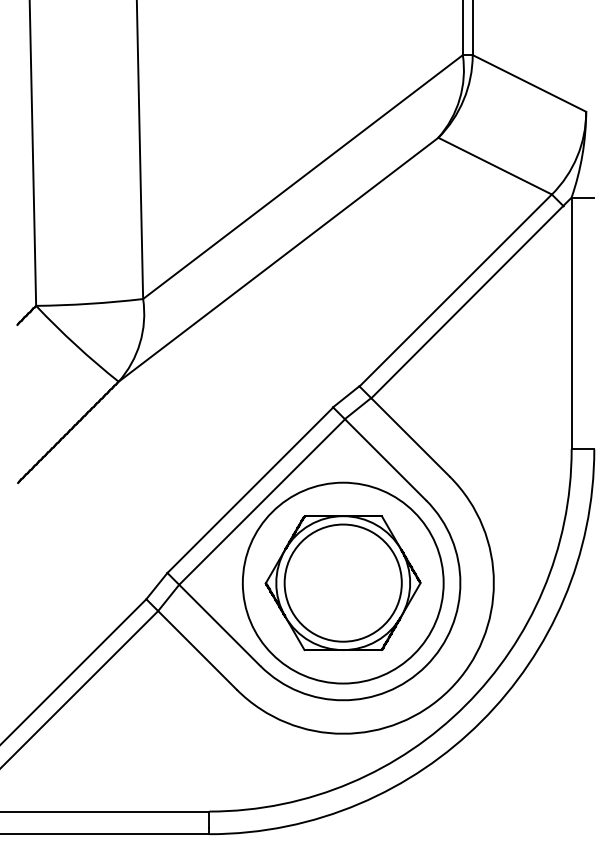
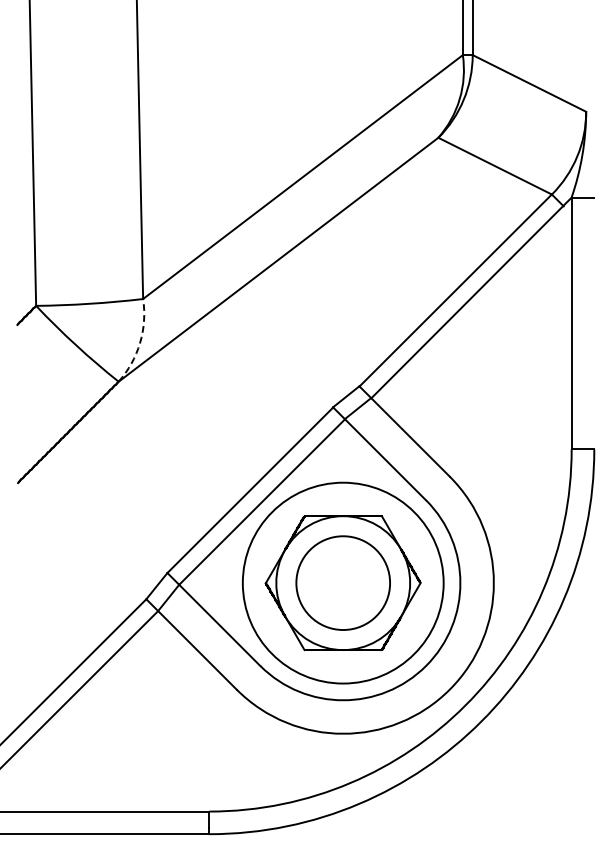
arc: solid -> dashed (140, 343)
circle diameter: 117 px -> 94 px (343, 583)
